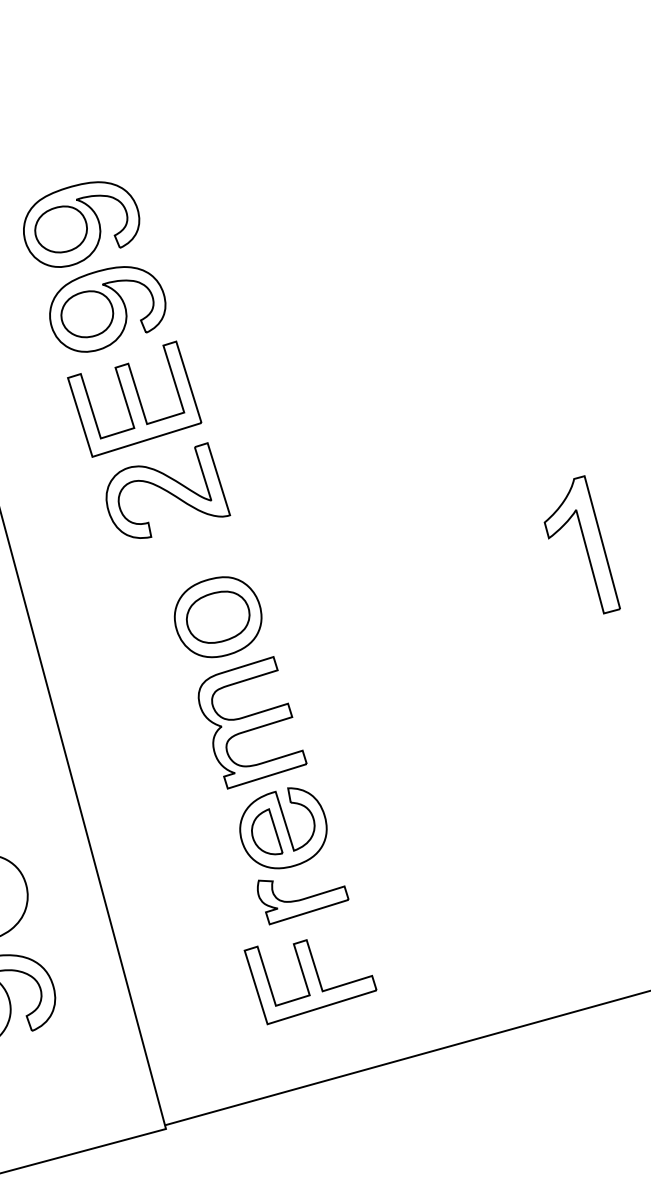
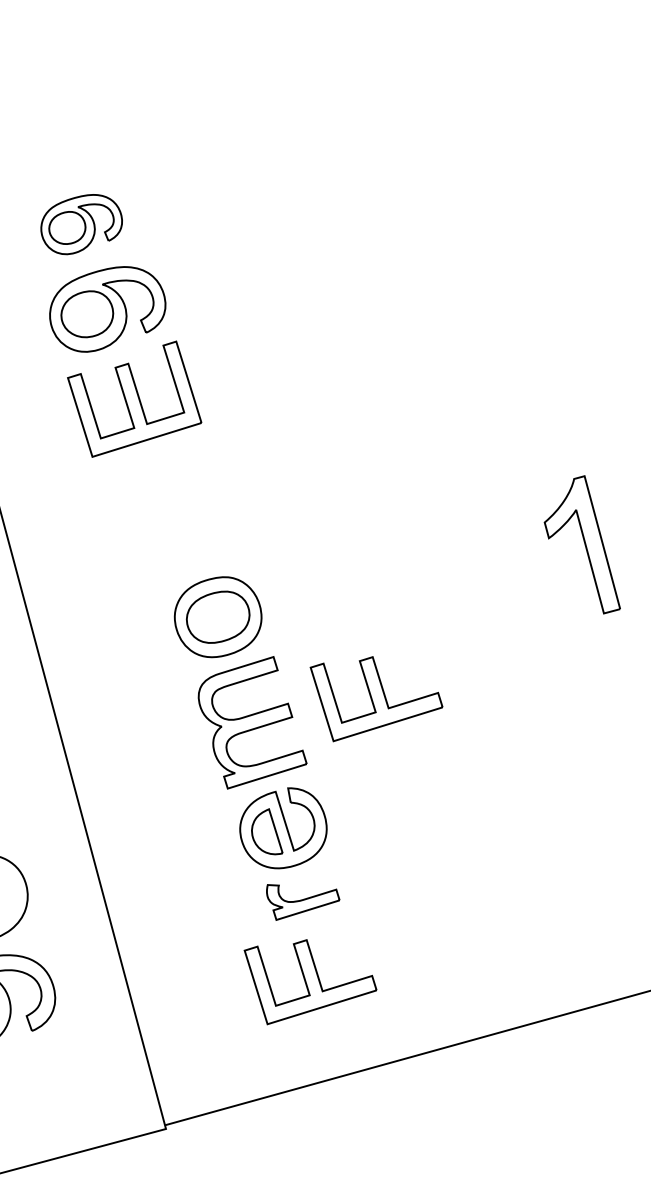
part size: 118x87 px -> 83x62 px (81, 224)
part: present -> none (168, 490)
part: none -> present (376, 699)
part size: 93x47 px -> 75x37 px (303, 902)
